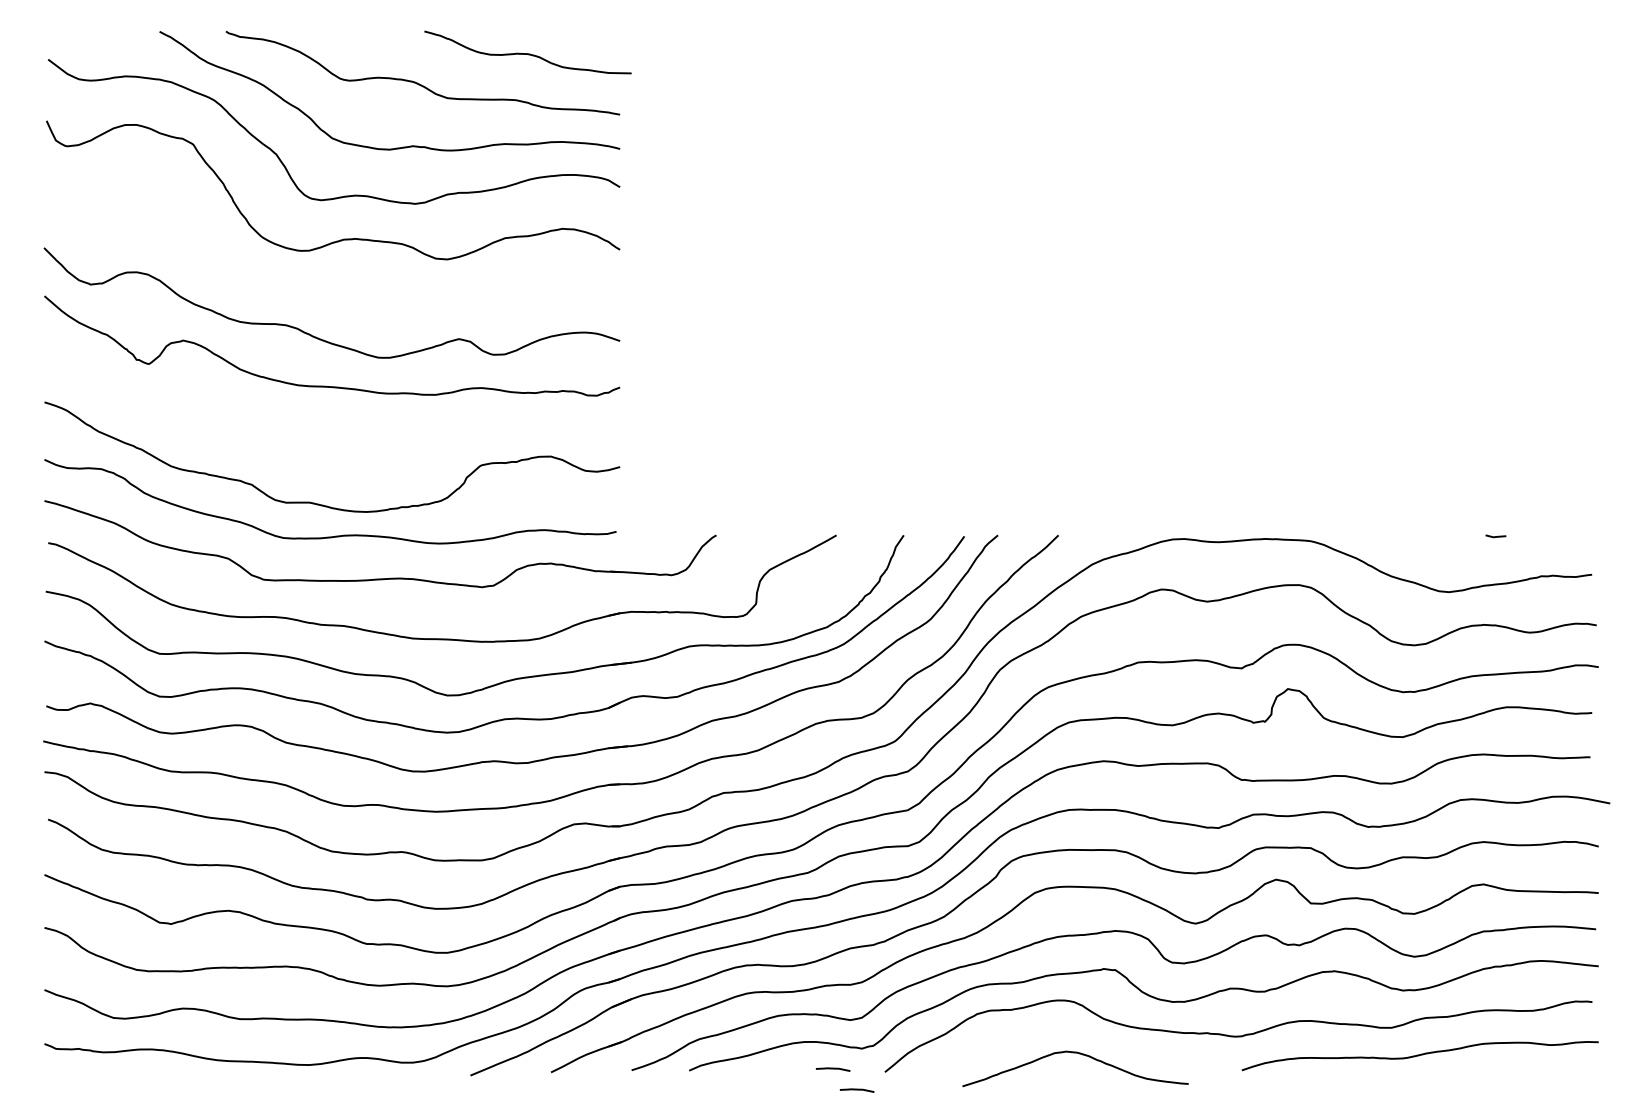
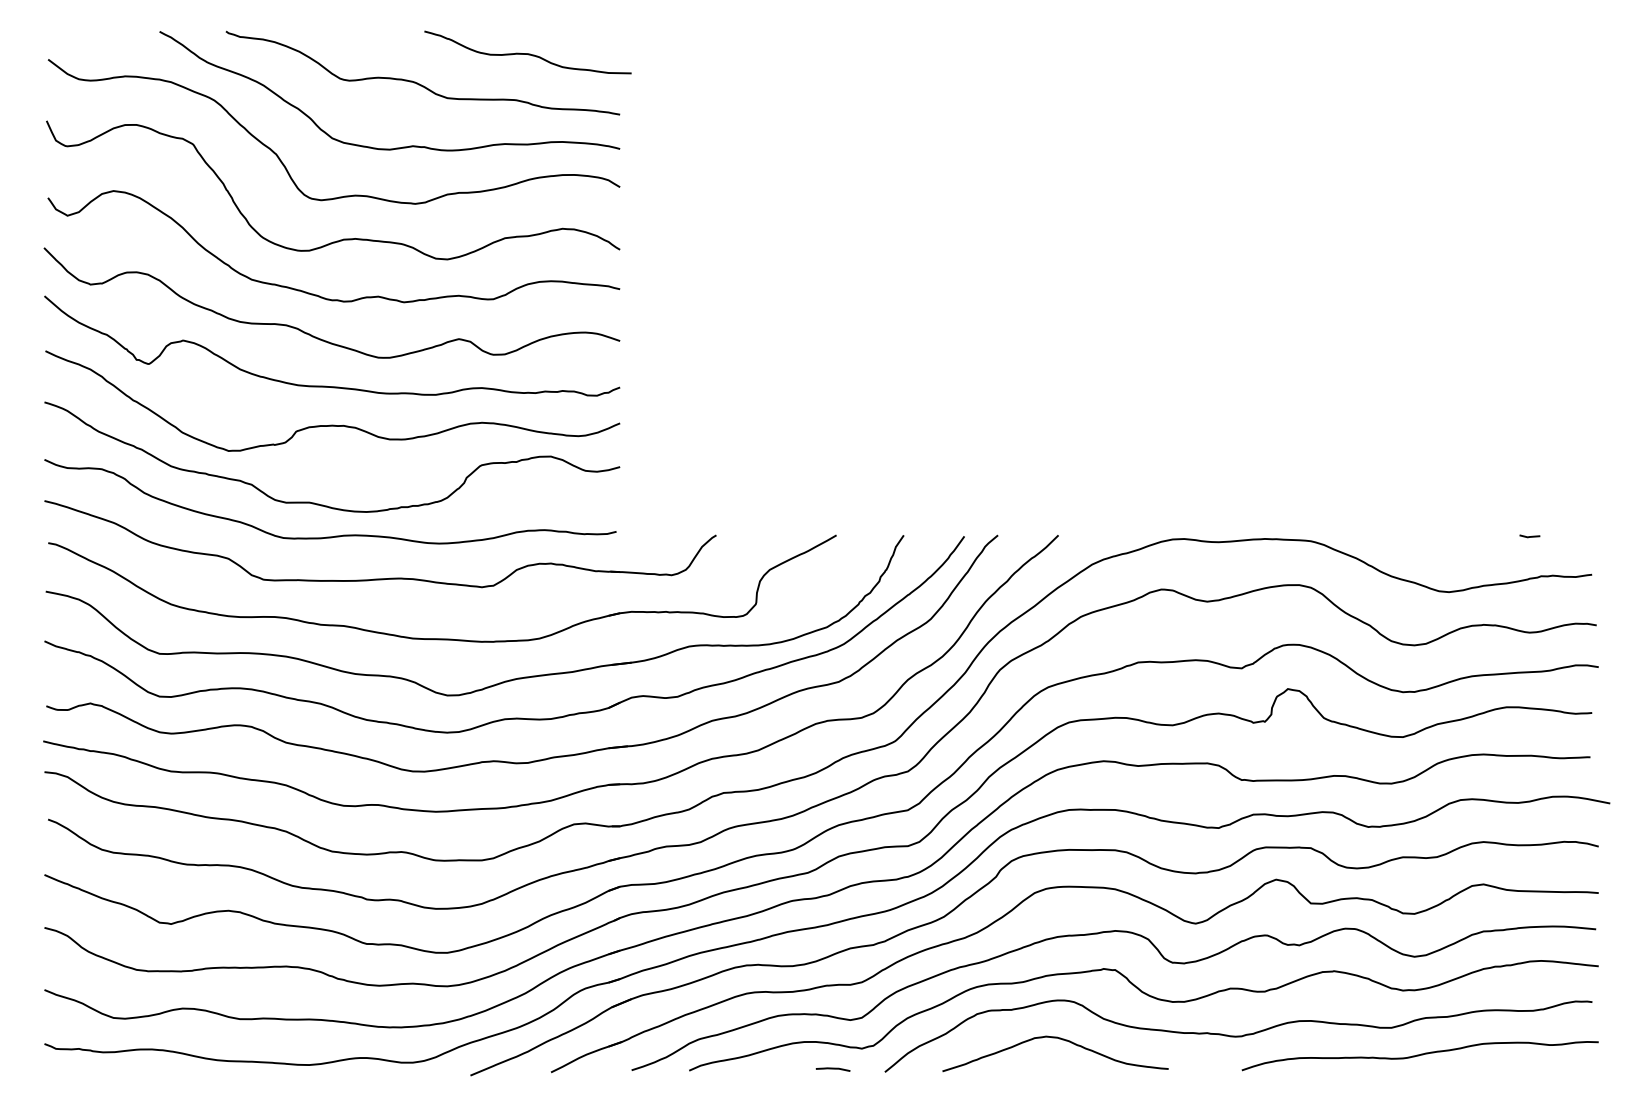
curve: none -> present (317, 294)
curve: none -> present (332, 424)
line position: (1495, 536) -> (1529, 536) (1529, 536)
curve position: (1079, 1054) -> (1059, 1039) (1059, 1039)
curve: present -> none (856, 1090)
